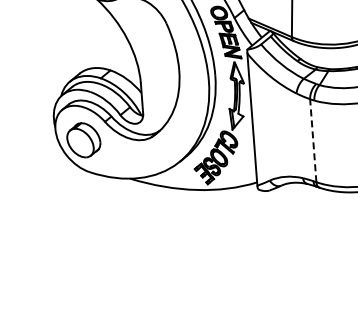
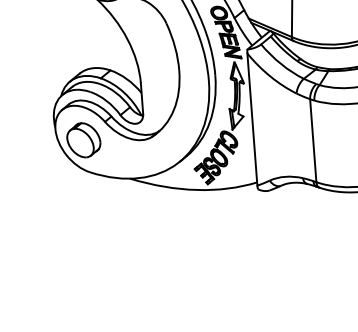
line: dashed -> solid (313, 140)
